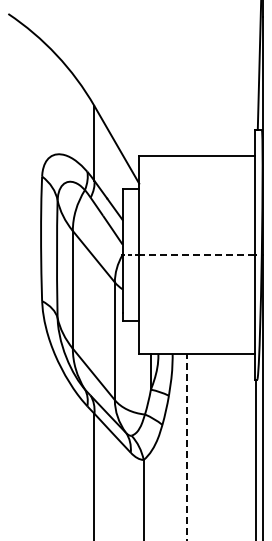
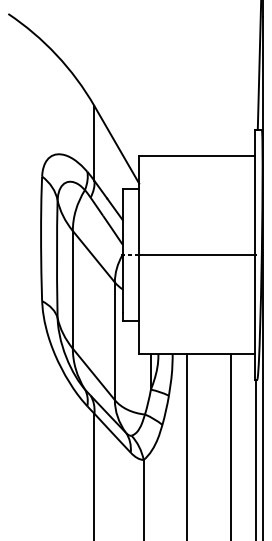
line: dashed -> solid (197, 254)
line: none -> present (231, 445)
line: dashed -> solid (186, 446)
